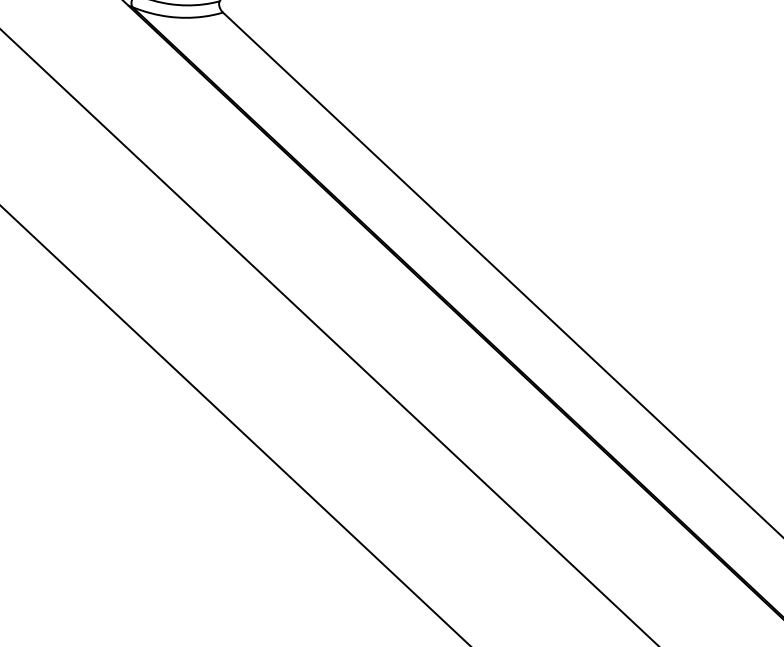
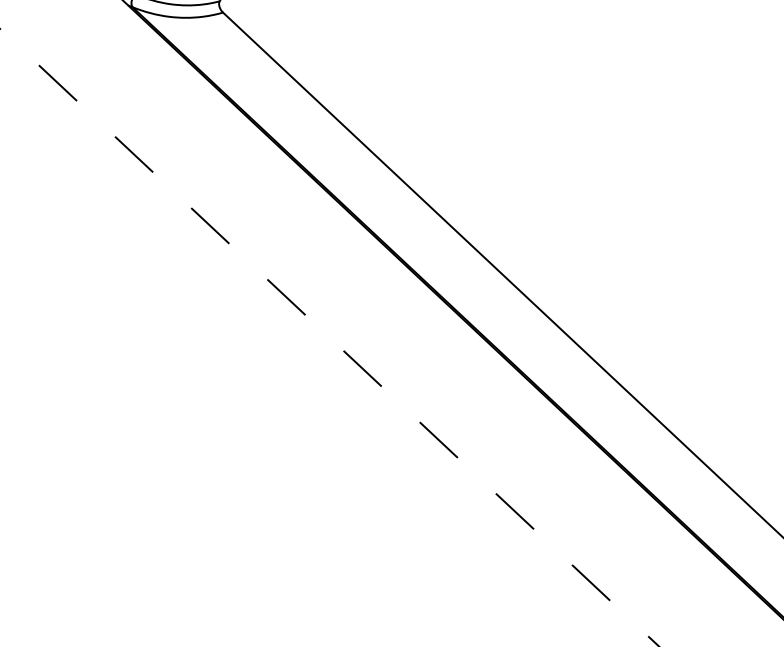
line: solid -> dashed (329, 337)
line: present -> none (234, 425)
